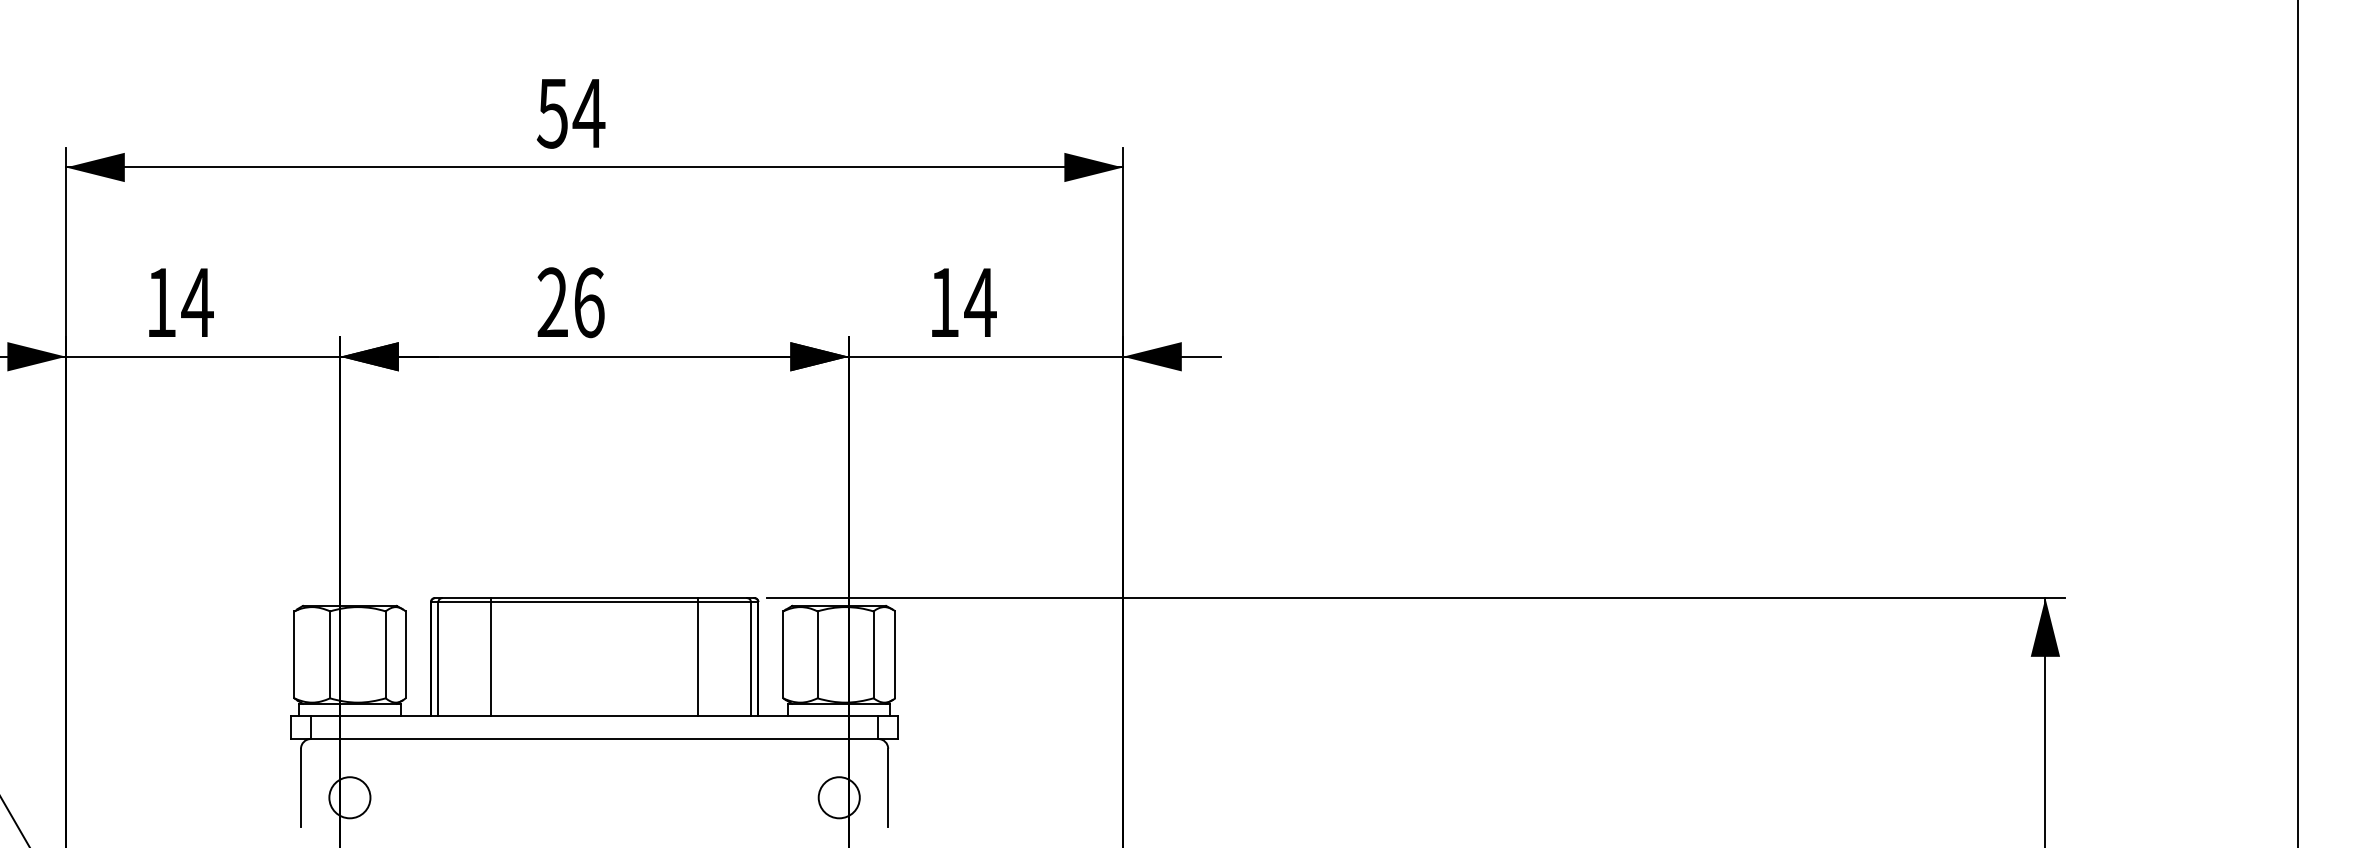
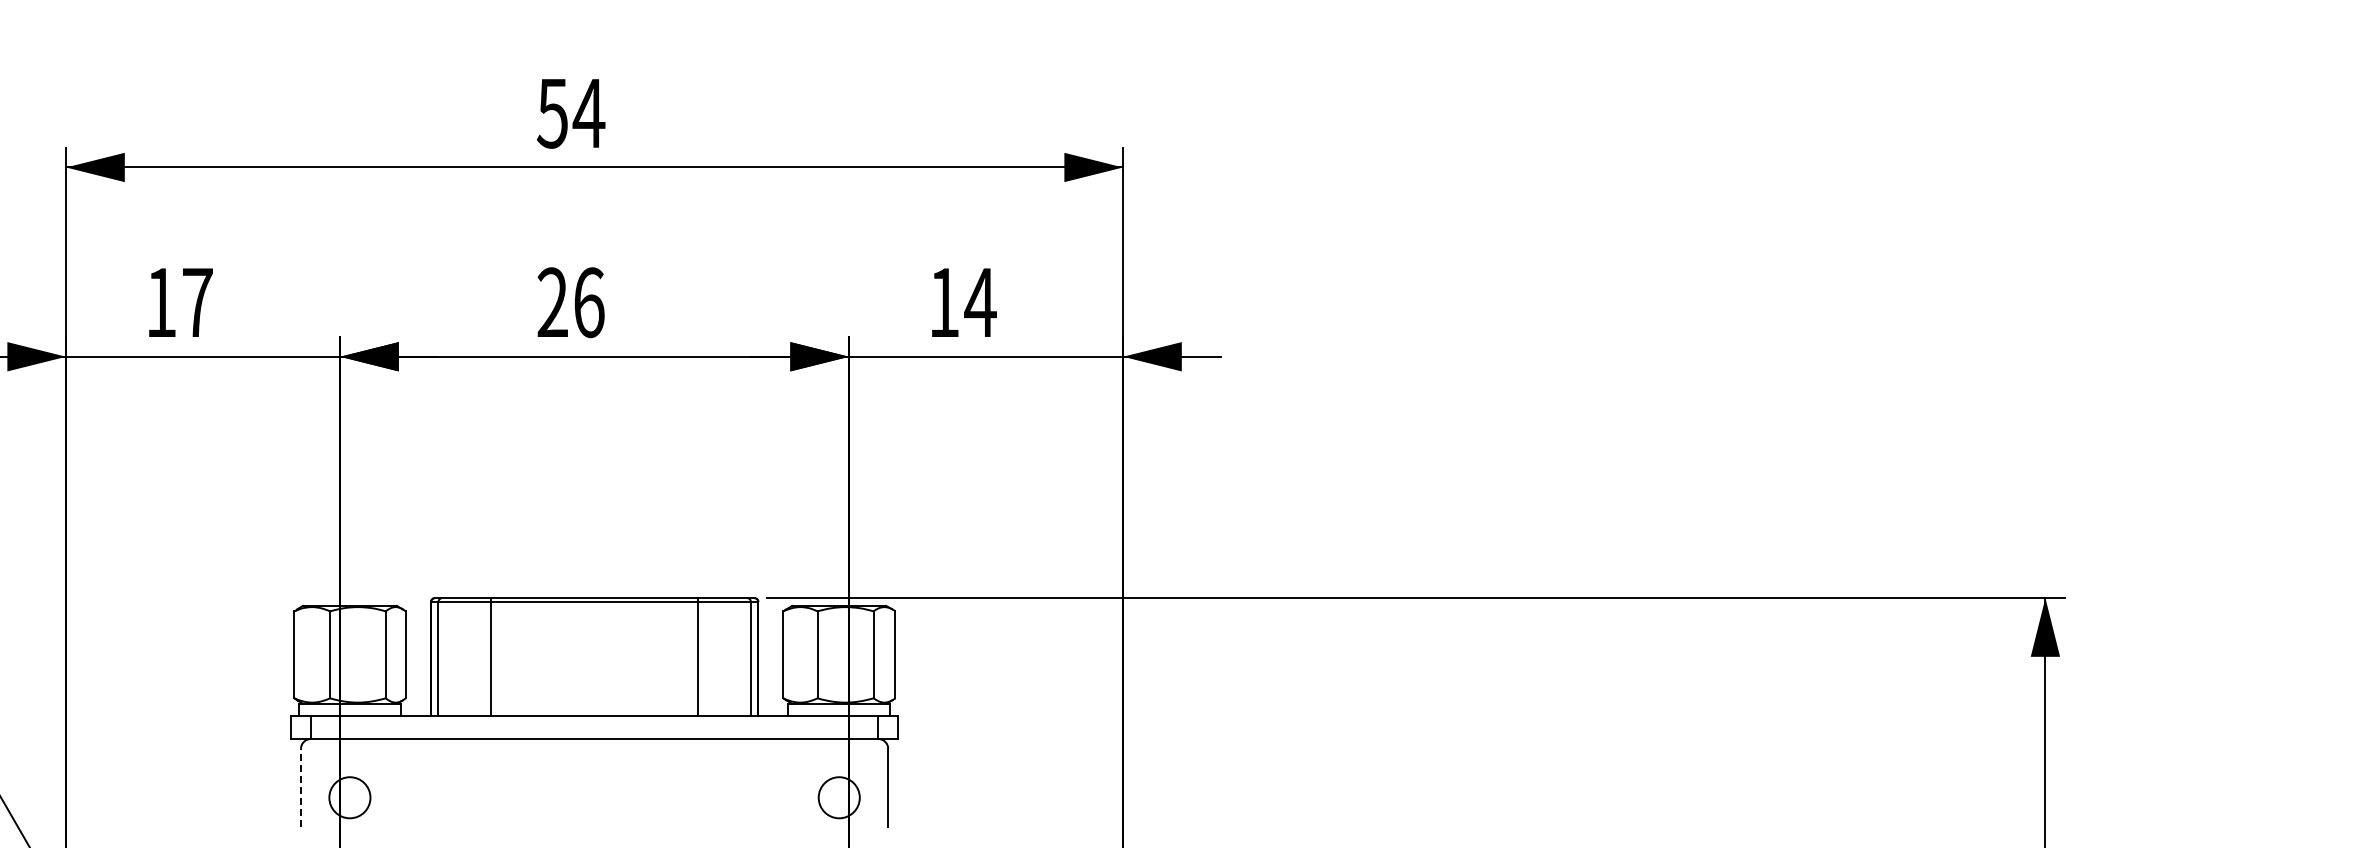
text: 14 -> 17 (197, 302)
line: present -> none (2297, 423)
line: solid -> dashed (300, 787)
